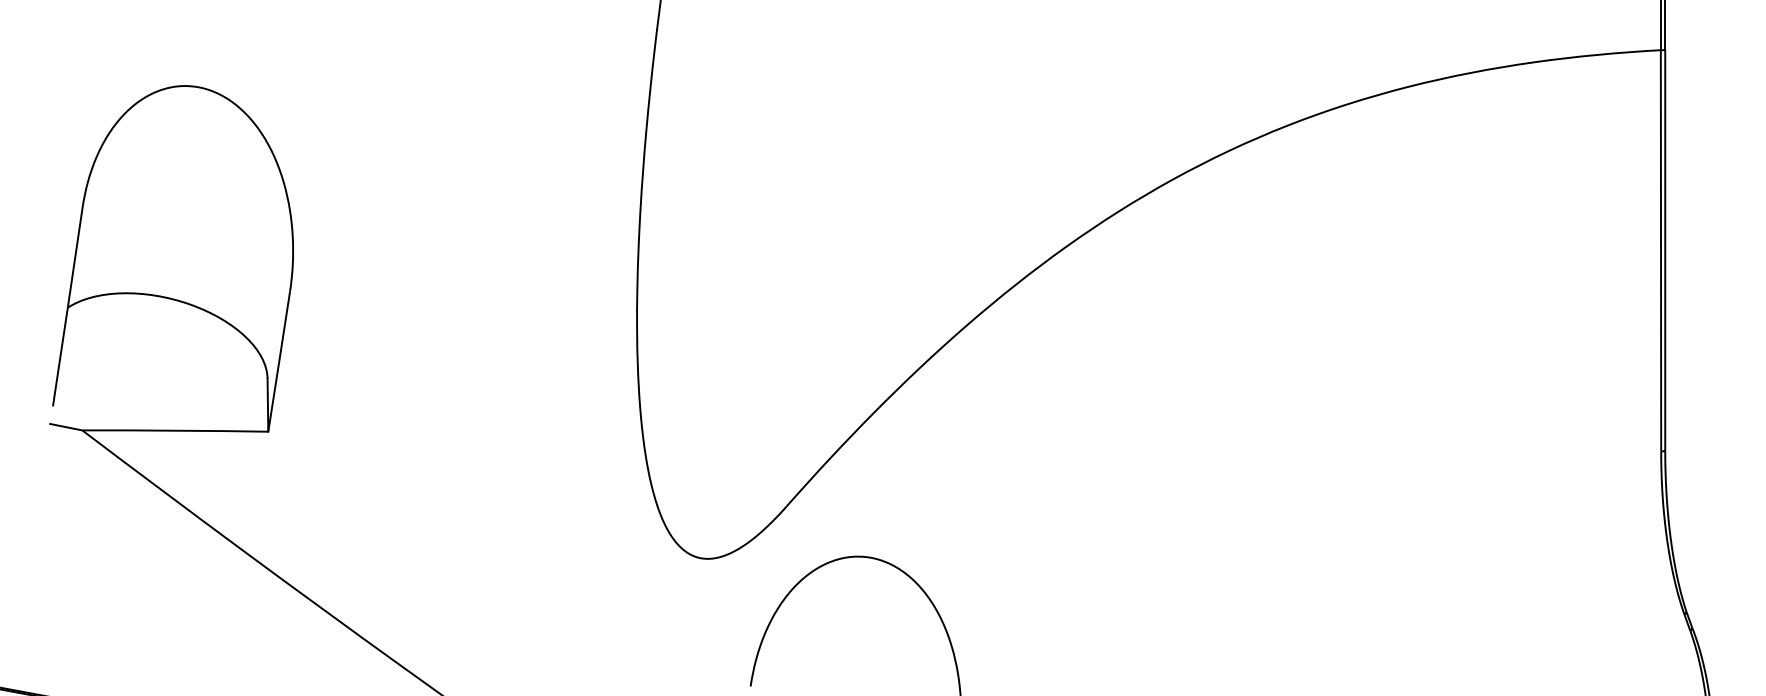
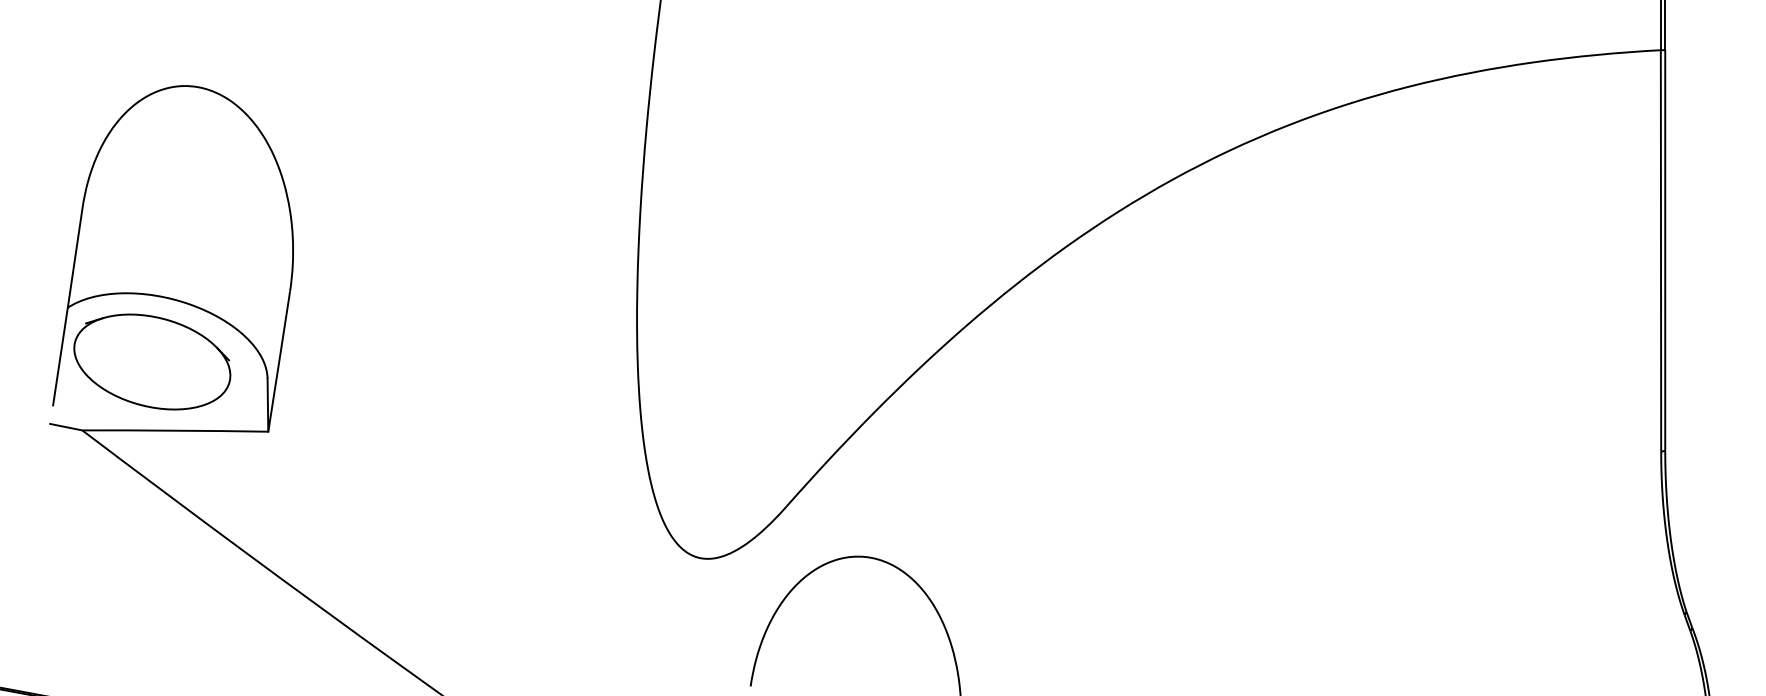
part: none -> present (152, 361)
